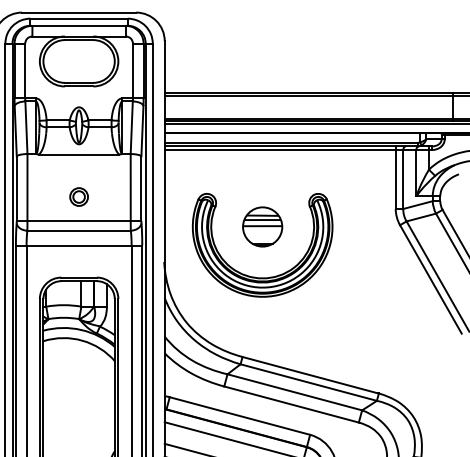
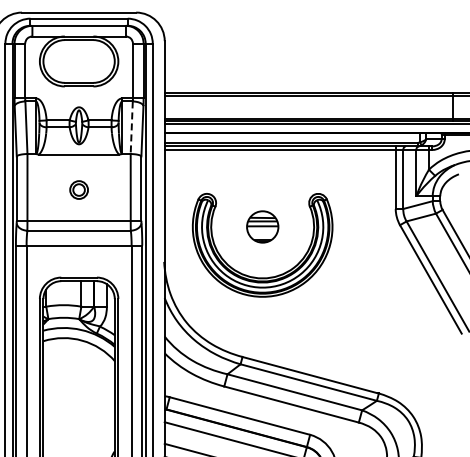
line: solid -> dashed (131, 128)
part position: (78, 196) -> (78, 189) (78, 189)
part size: 42x42 px -> 34x34 px (262, 226)
